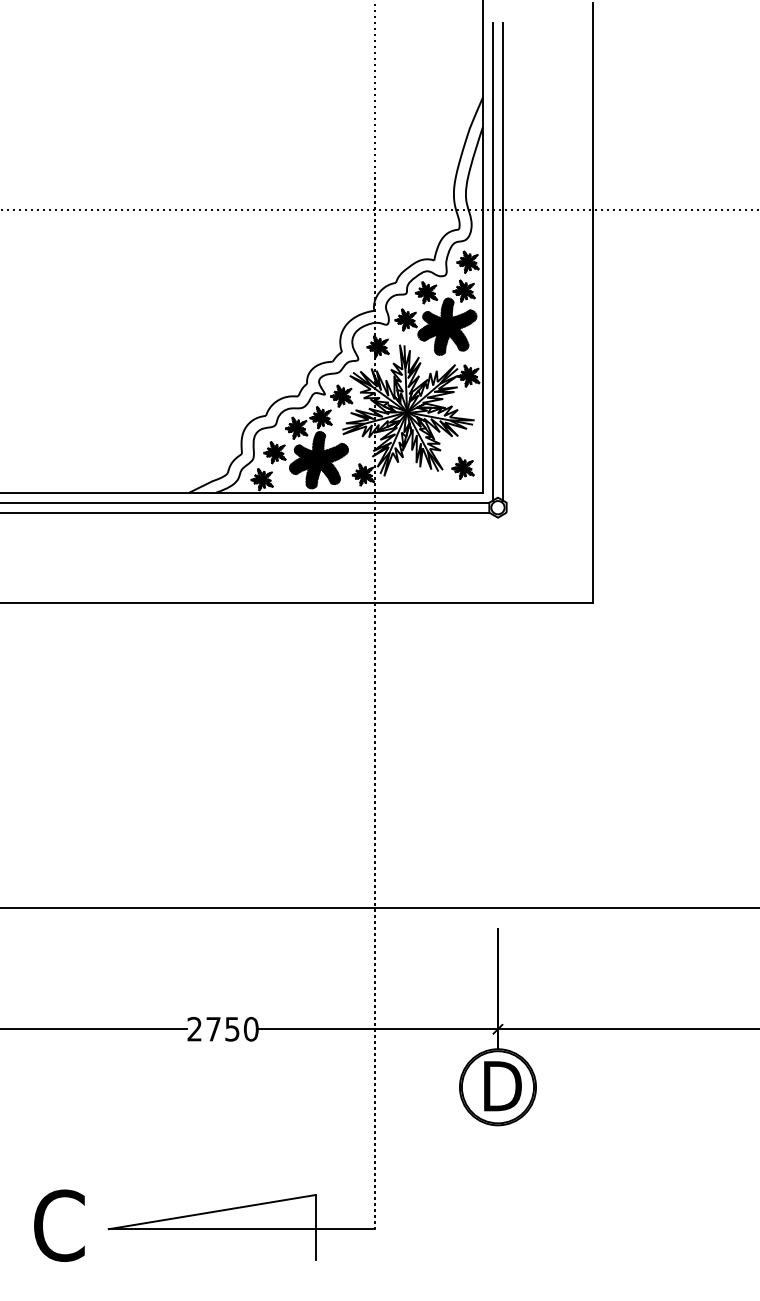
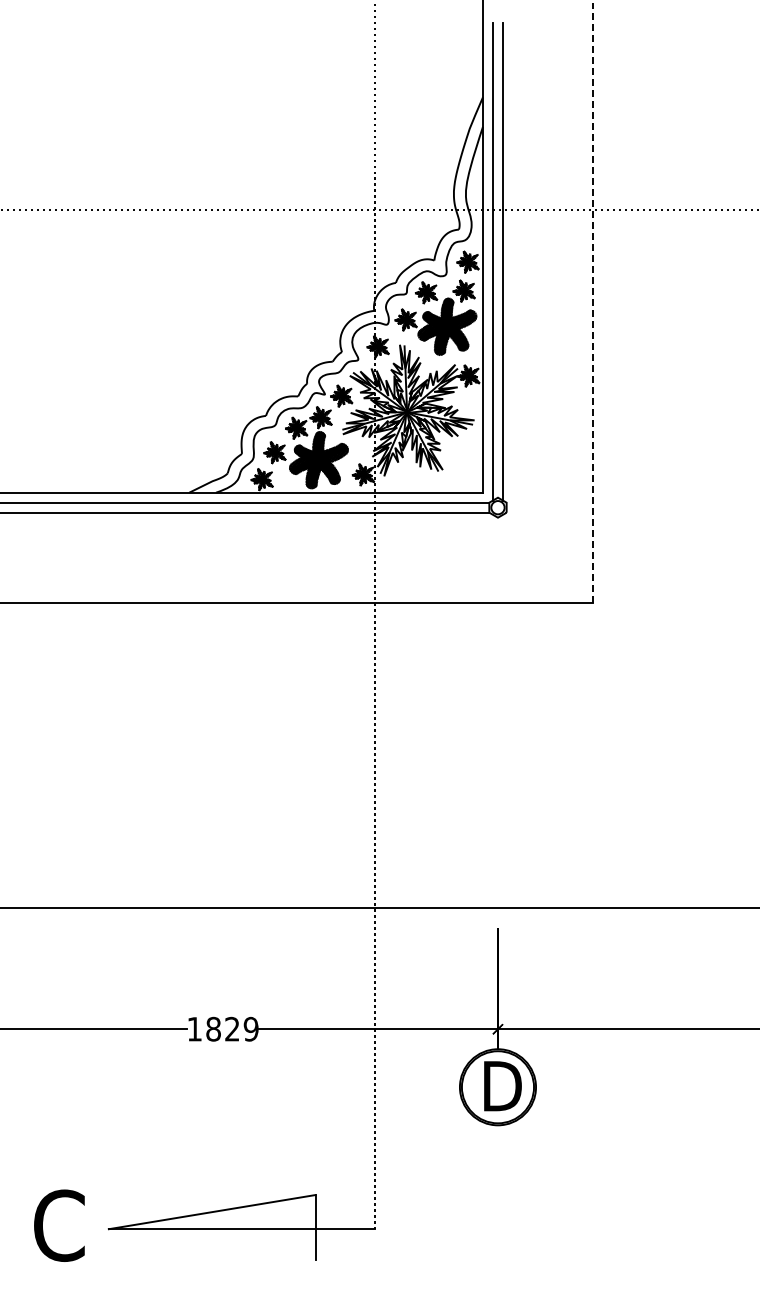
line: solid -> dashed (592, 302)
part: present -> none (462, 467)
text: 2750 -> 1829 (222, 1028)
